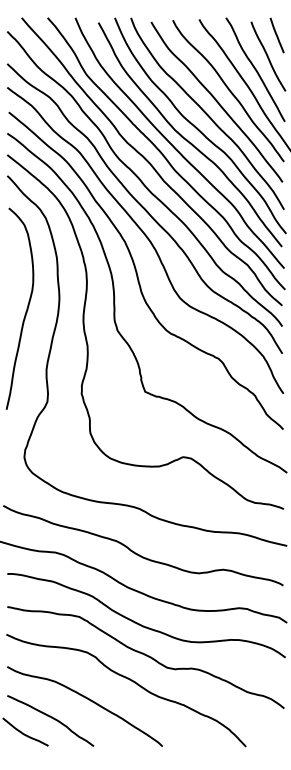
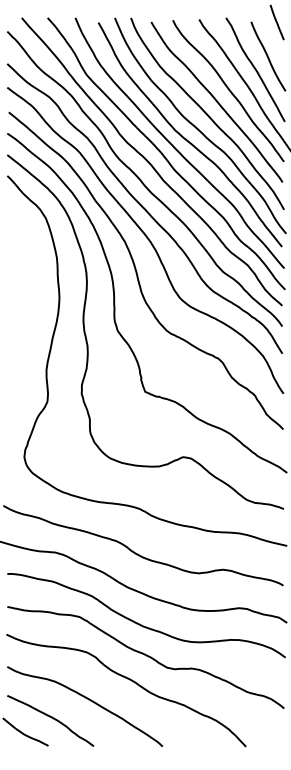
line position: (276, 35) -> (276, 22) (276, 22)
curve: present -> none (25, 311)
